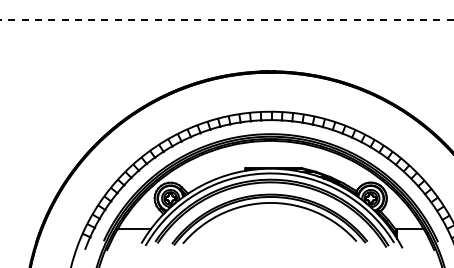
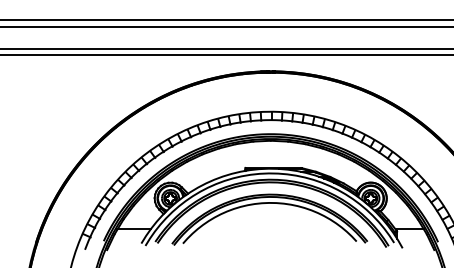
line: dashed -> solid (226, 20)
line: none -> present (226, 26)
line: none -> present (226, 49)
line: none -> present (226, 54)
